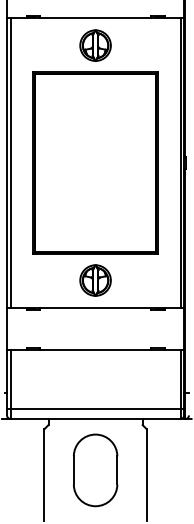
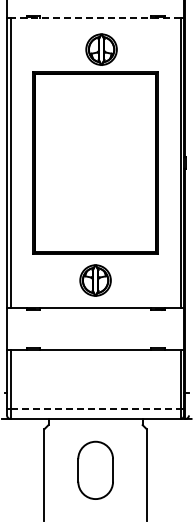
line: solid -> dashed (95, 17)
part position: (95, 45) -> (101, 49) (101, 49)
line: solid -> dashed (95, 408)
part size: 46x75 px -> 37x60 px (95, 469)
